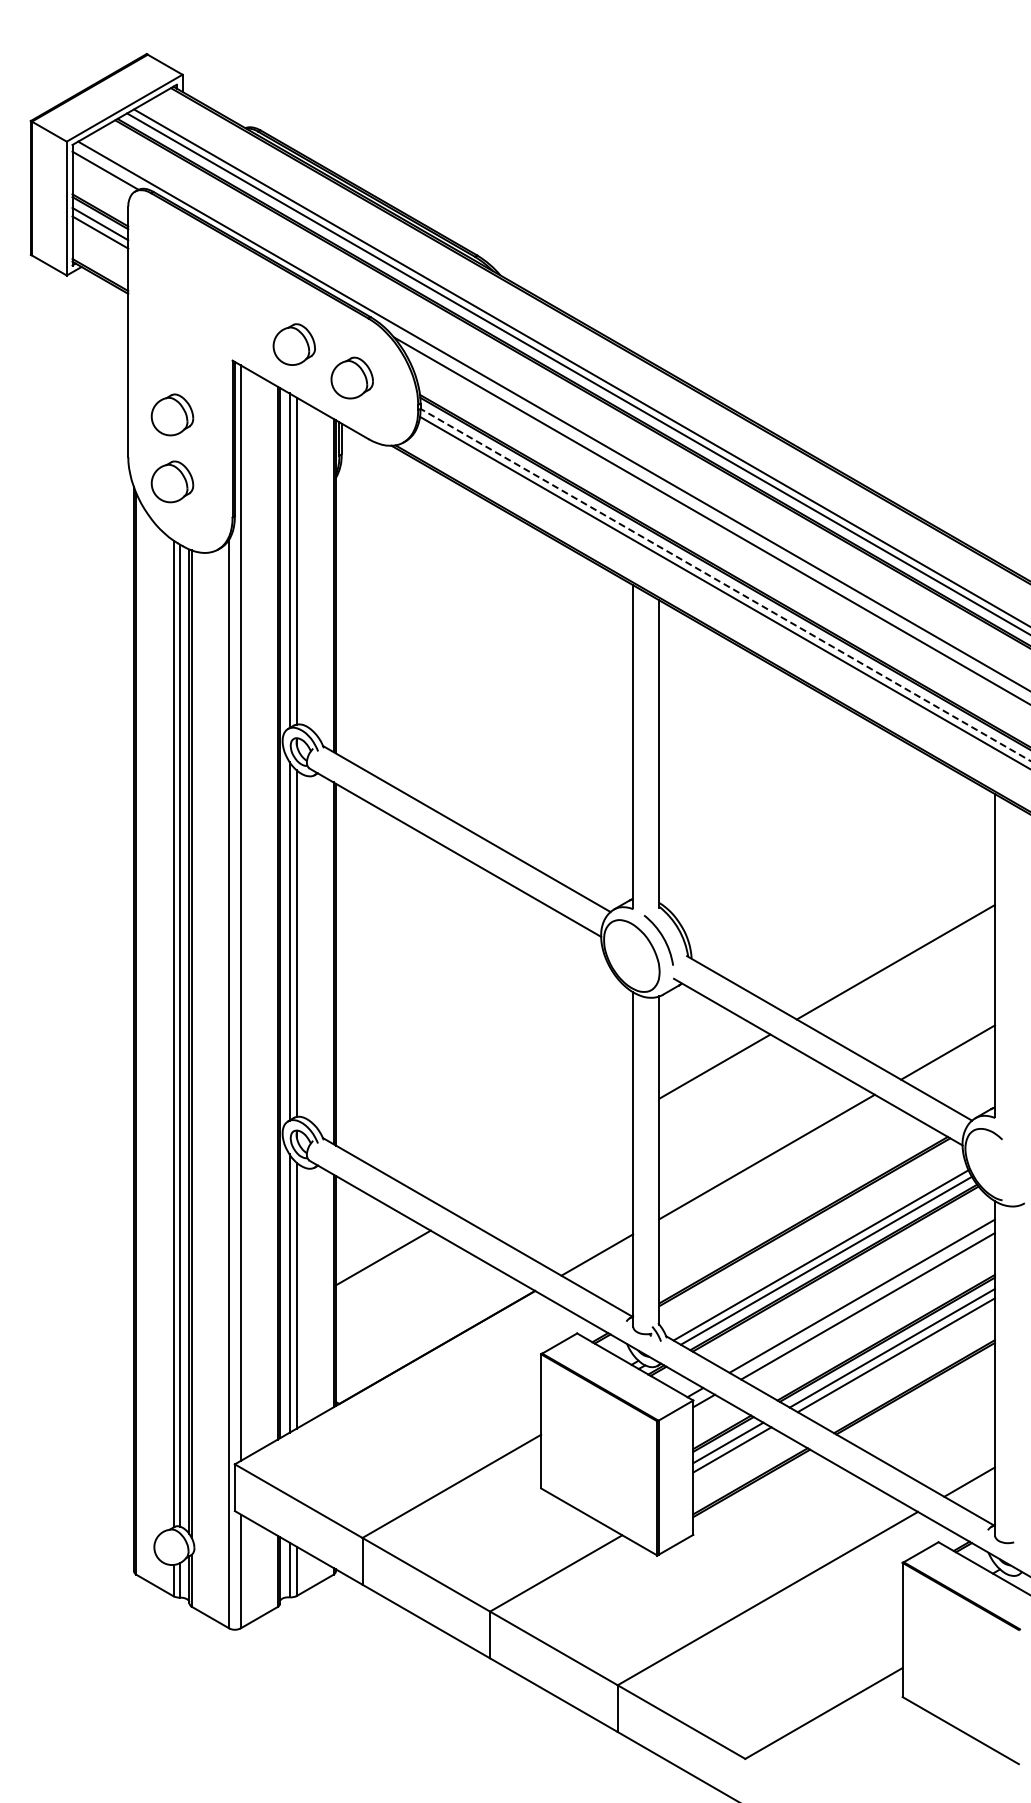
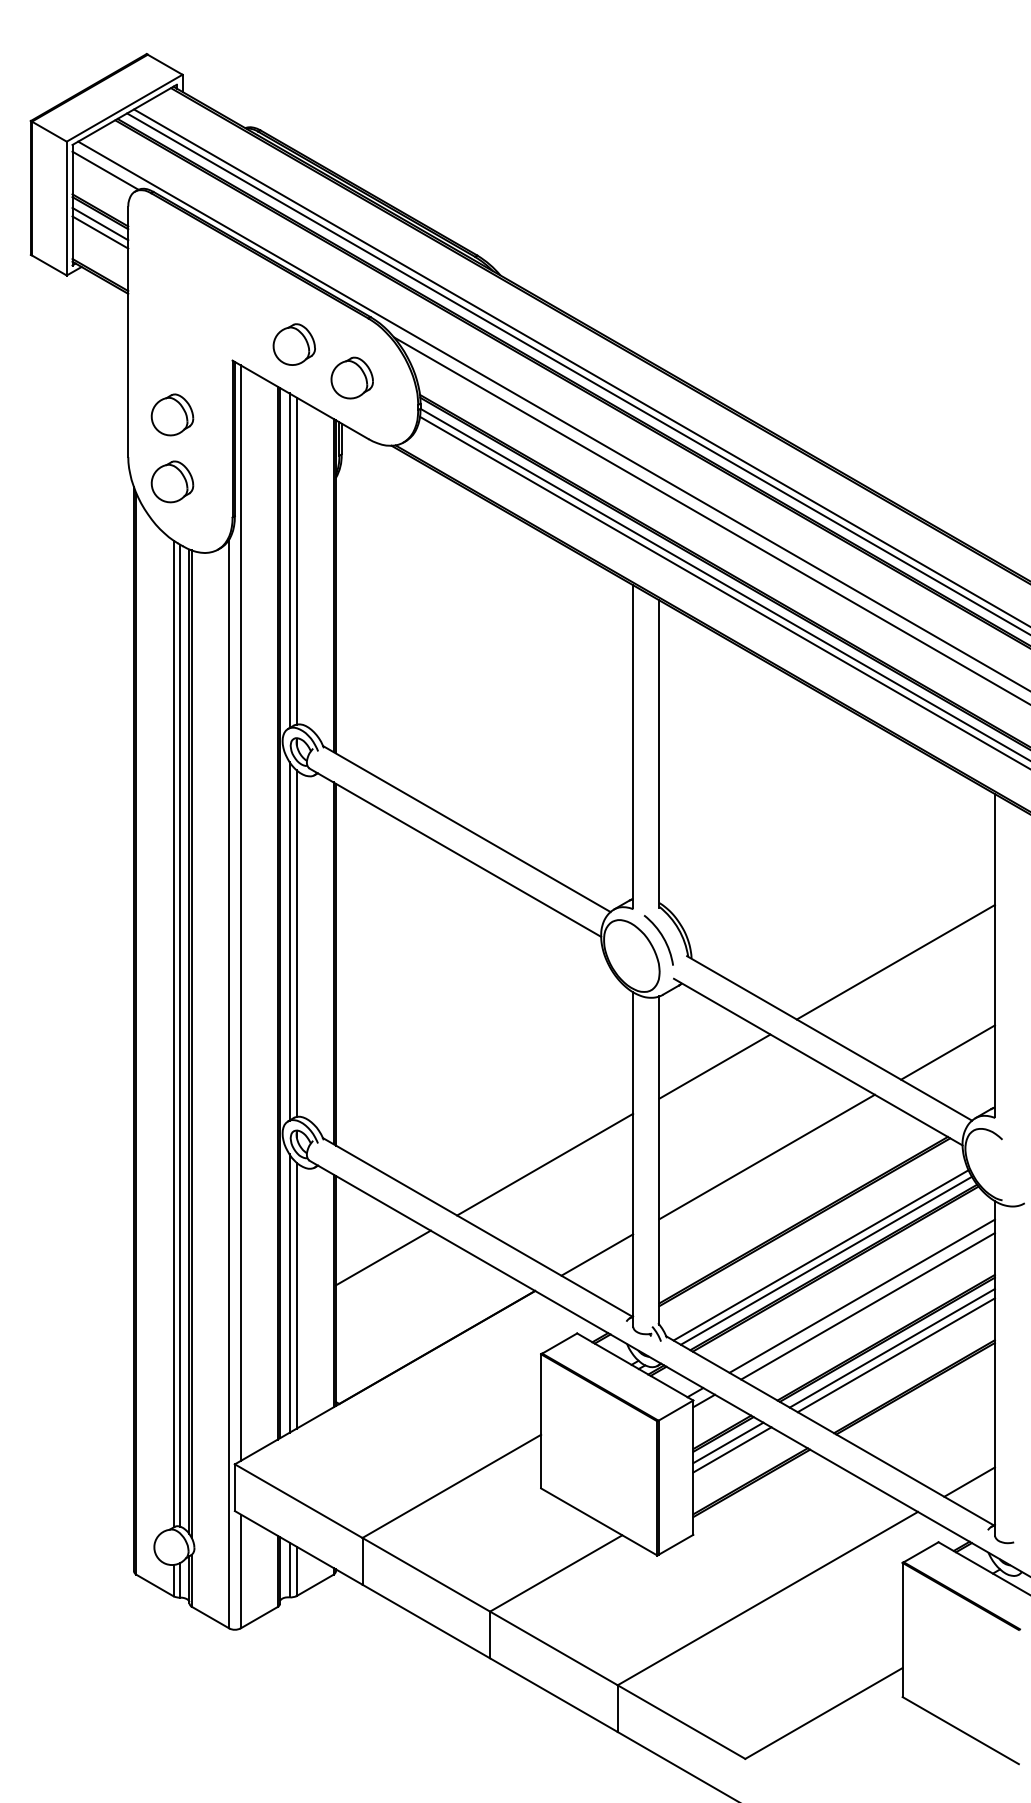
line: dashed -> solid (725, 584)
line: none -> present (545, 1164)
